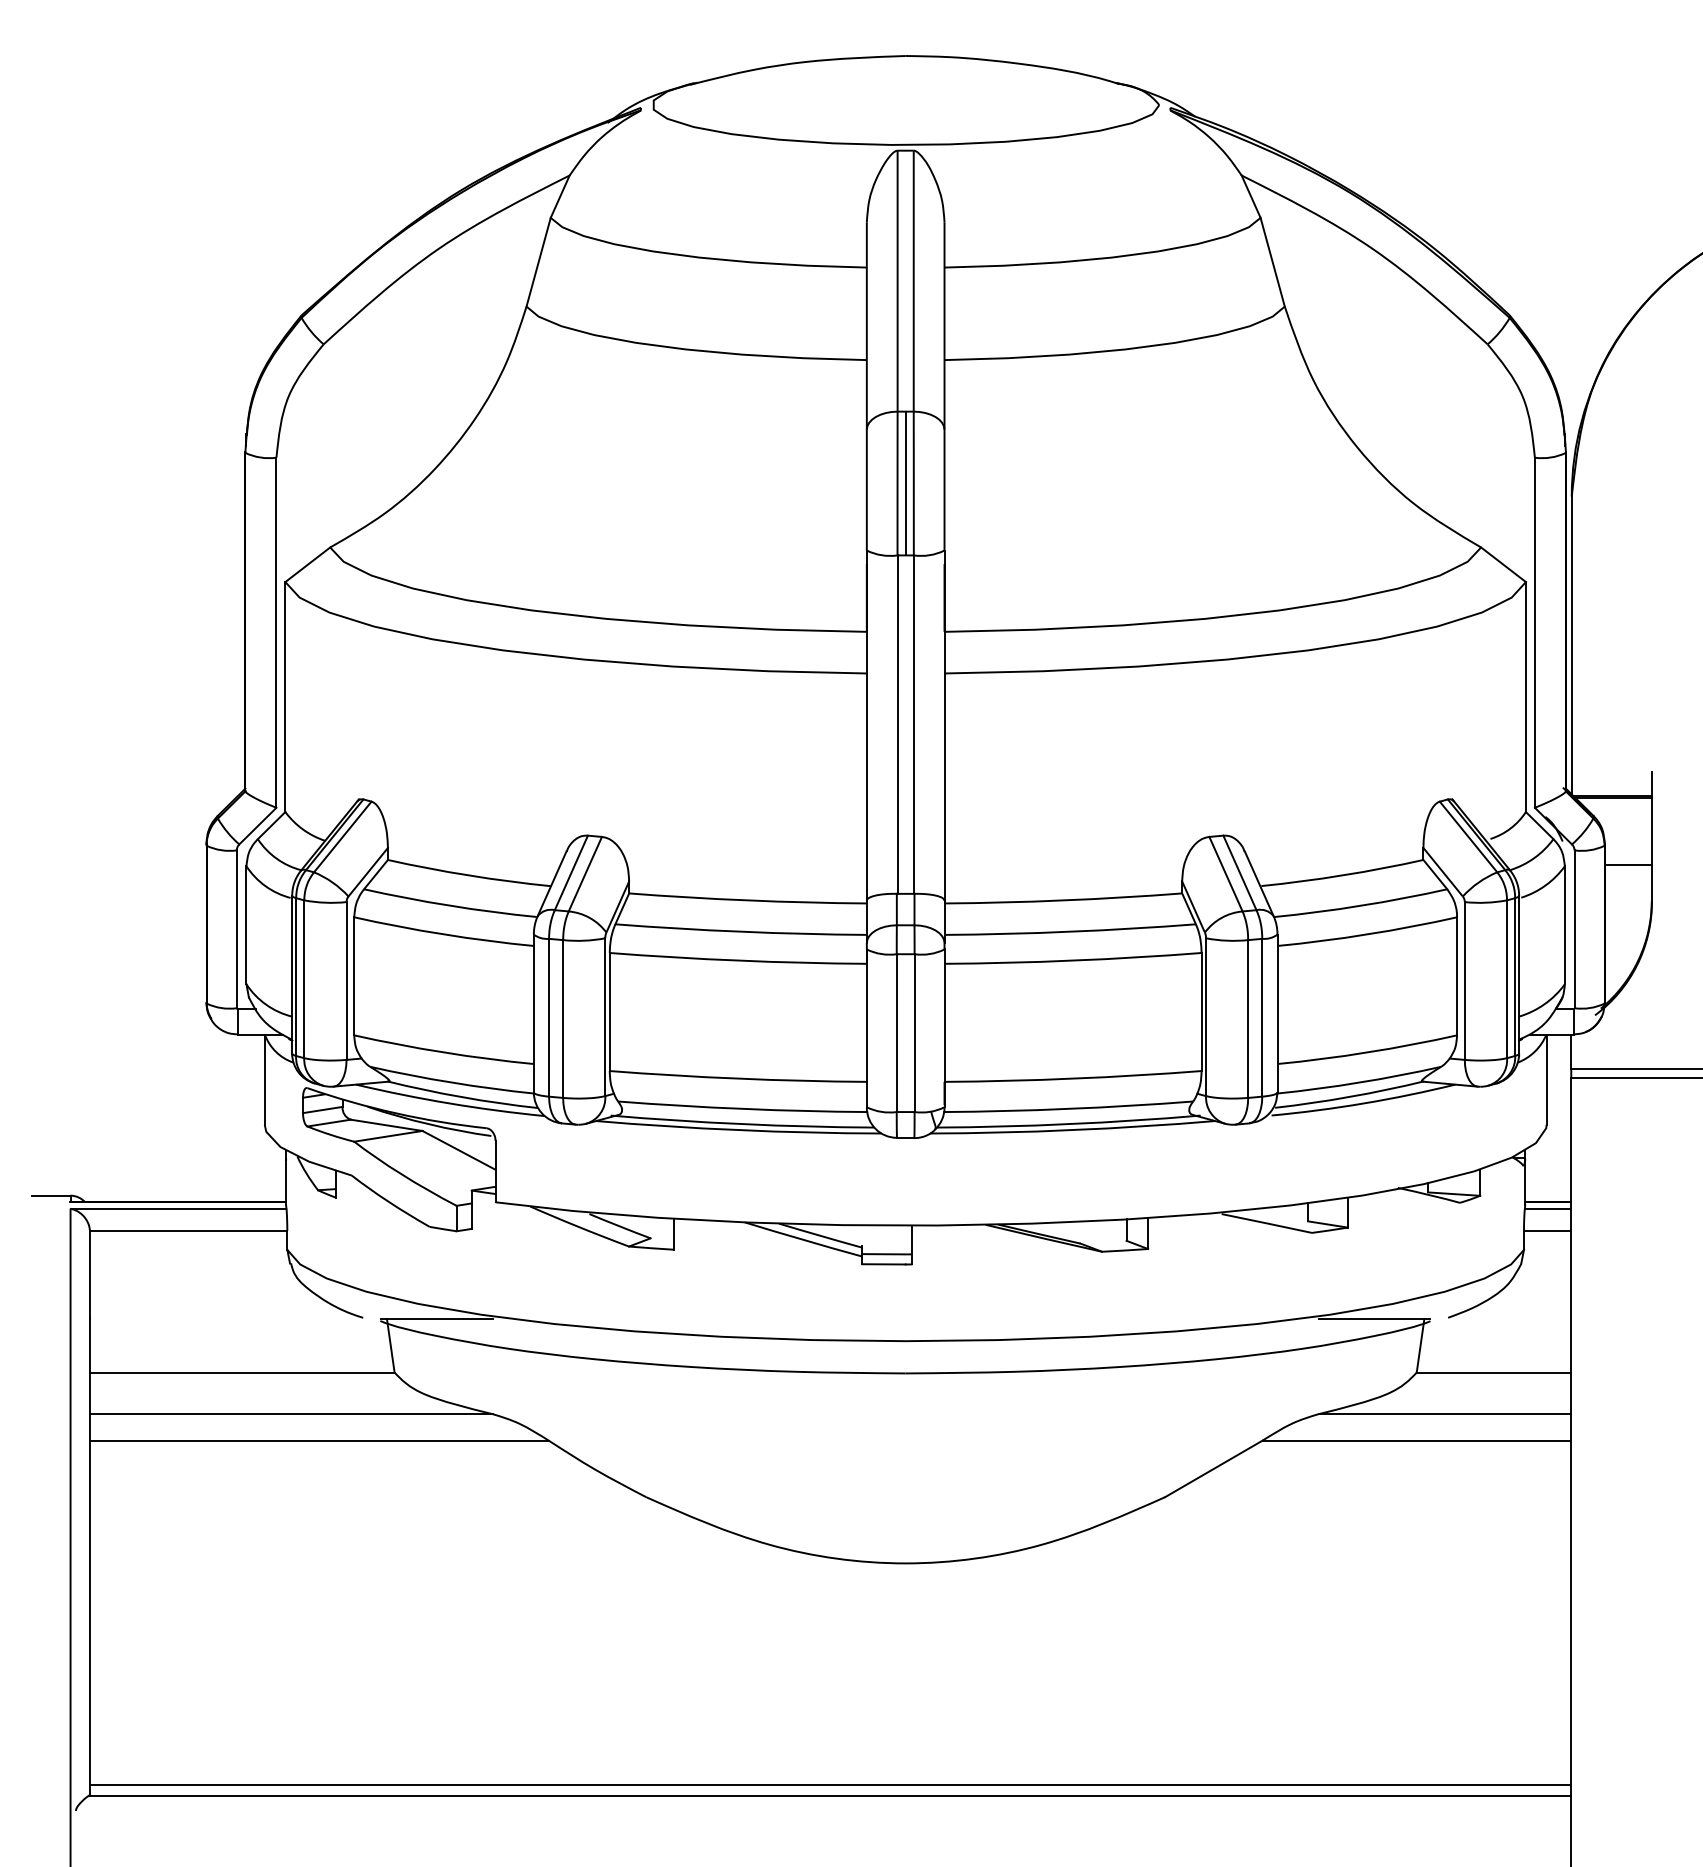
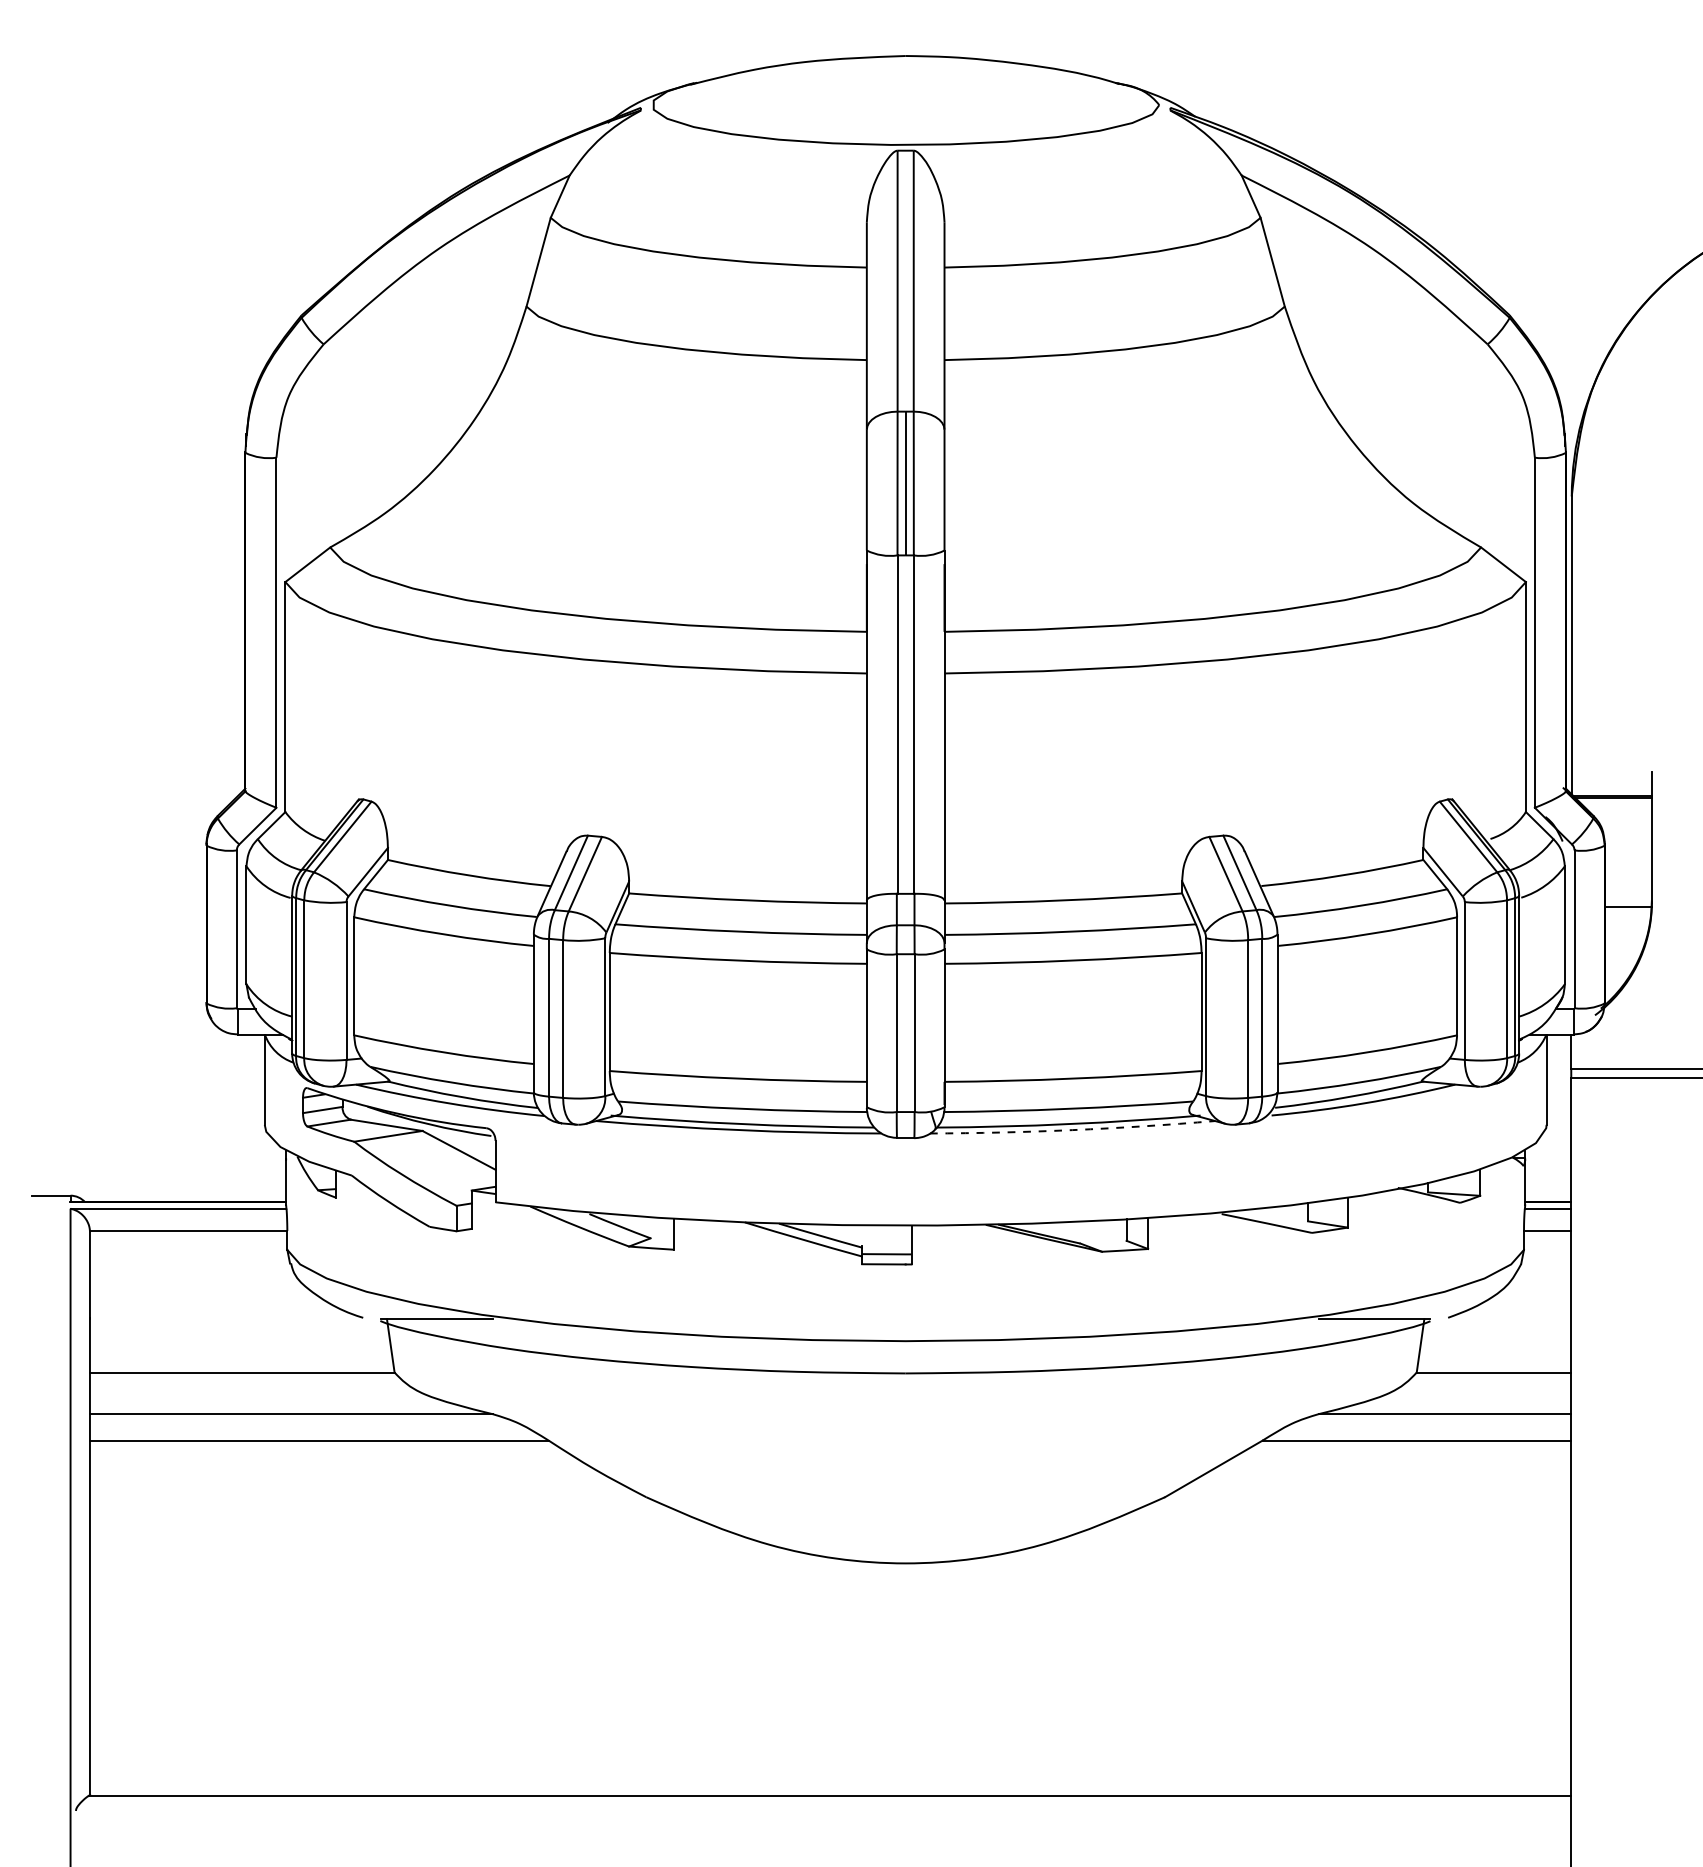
line position: (1627, 865) -> (1627, 907) (1627, 907)
arc: solid -> dashed (1072, 1130)
line: present -> none (830, 1784)
